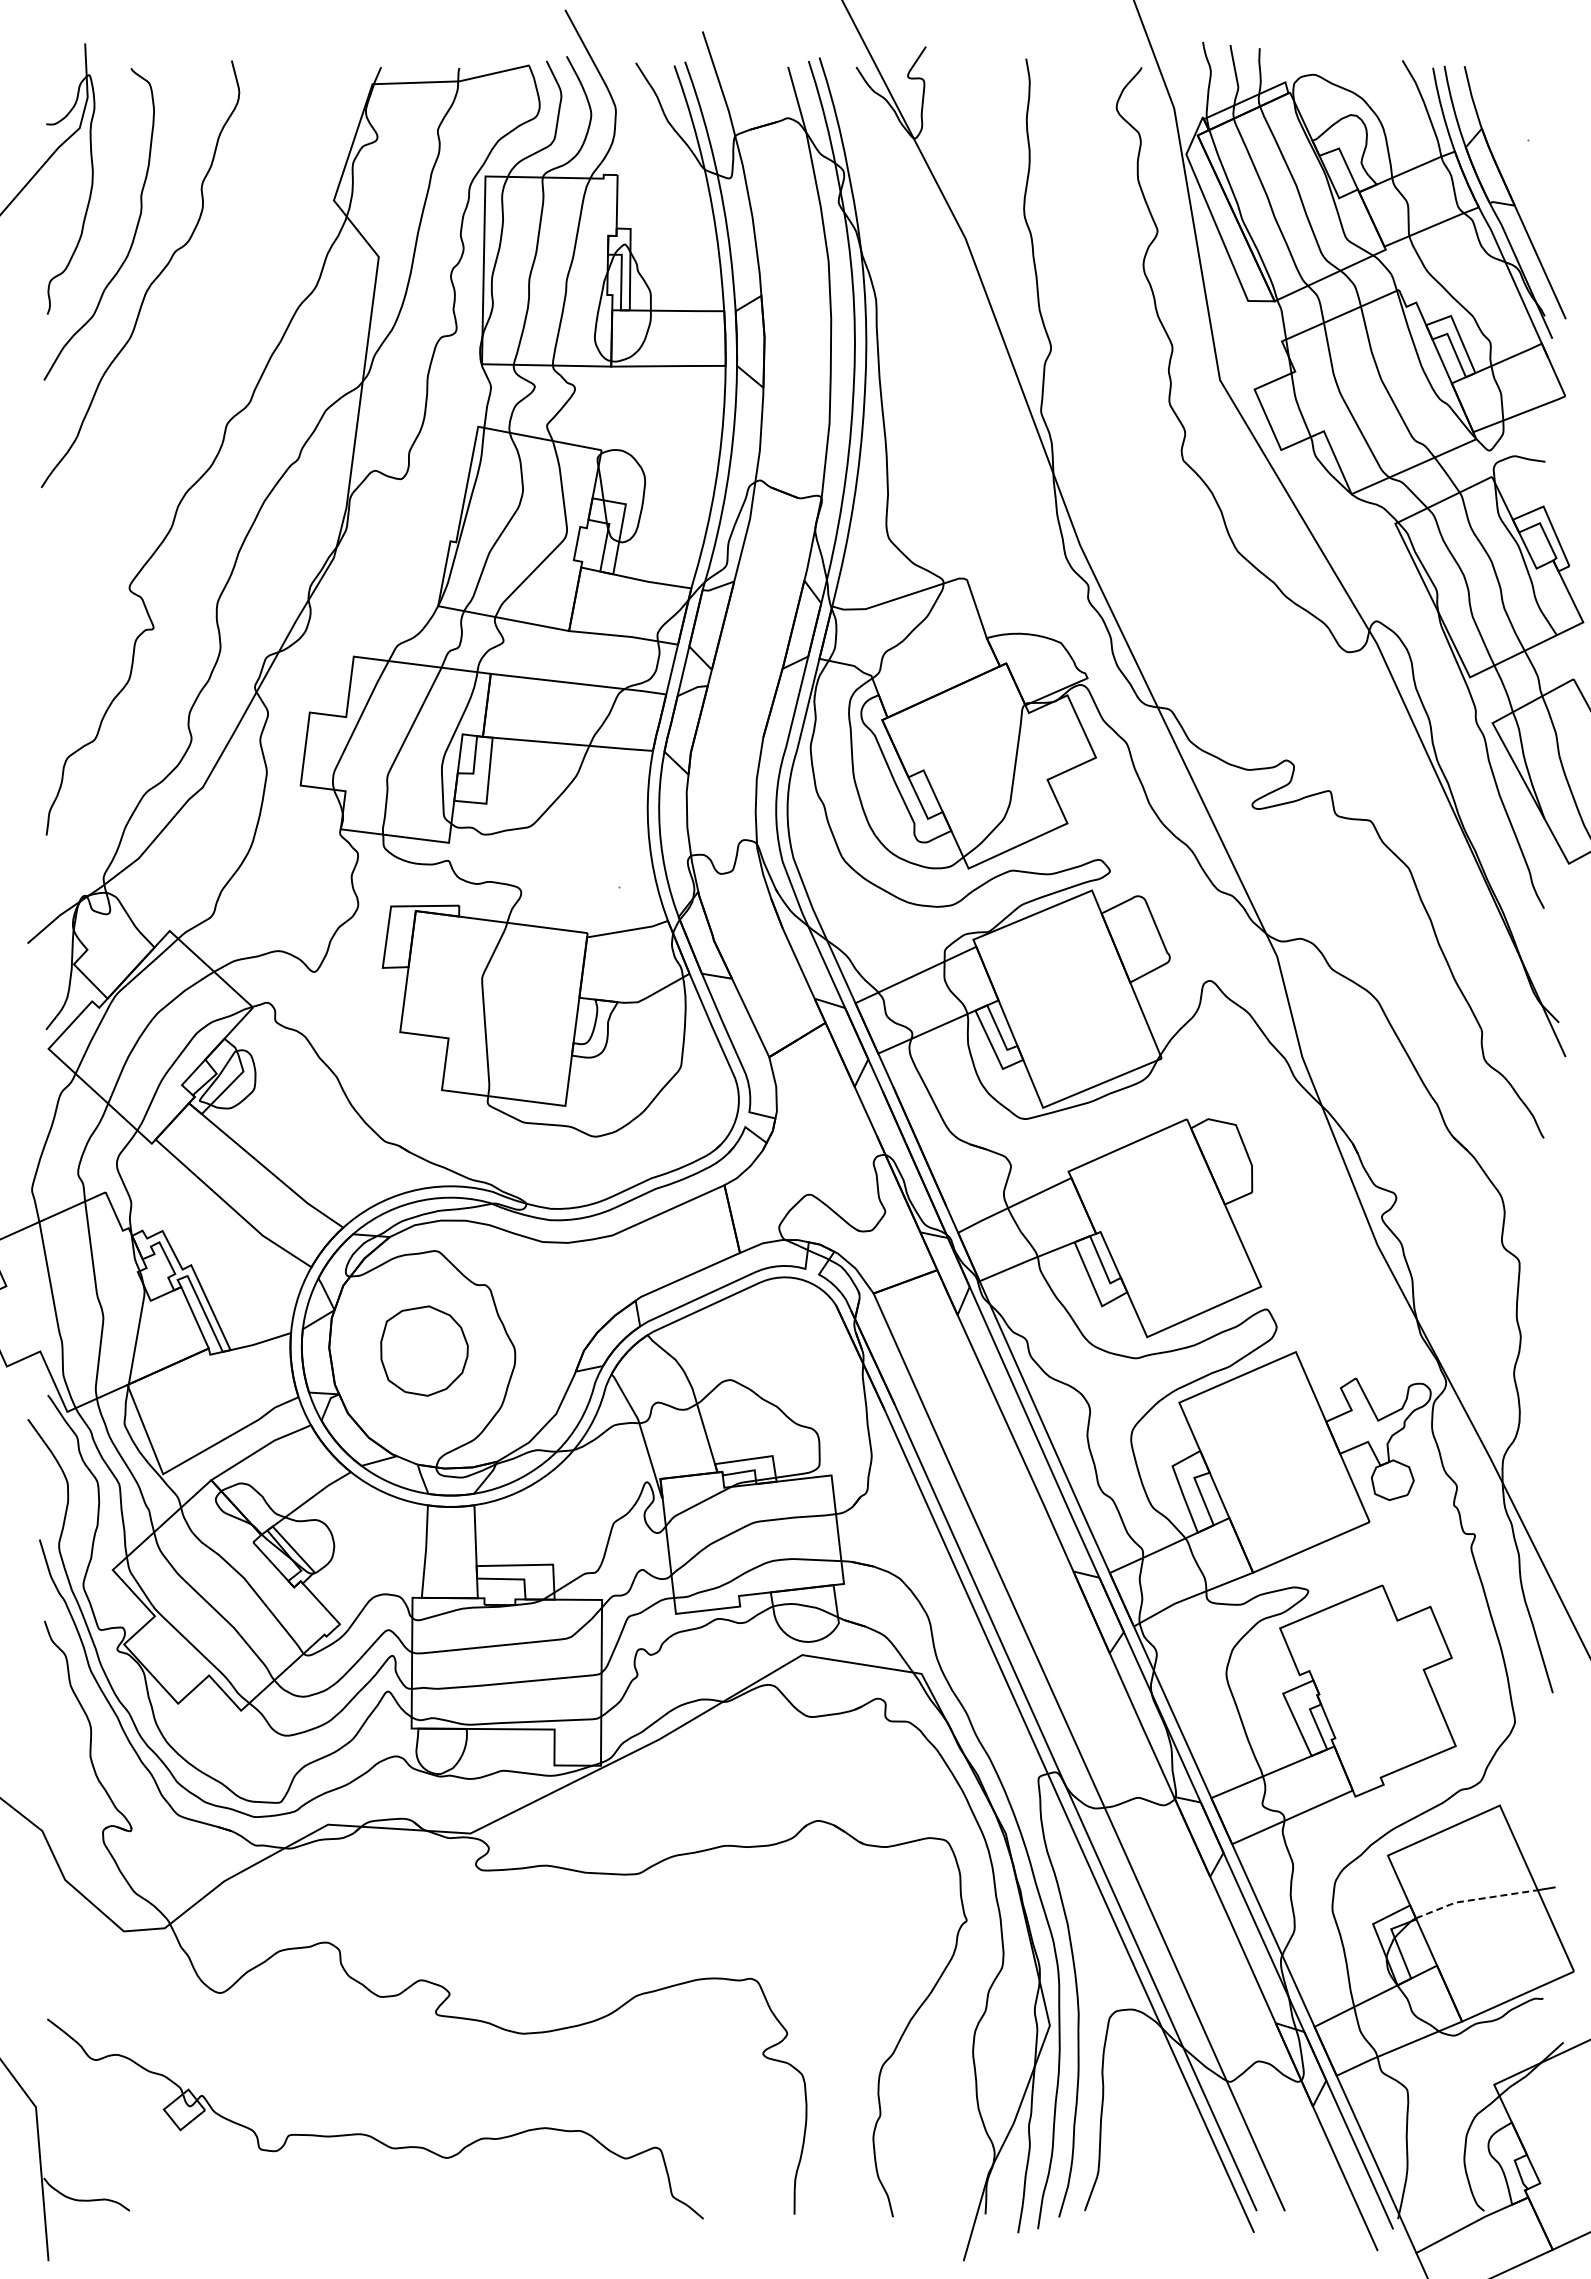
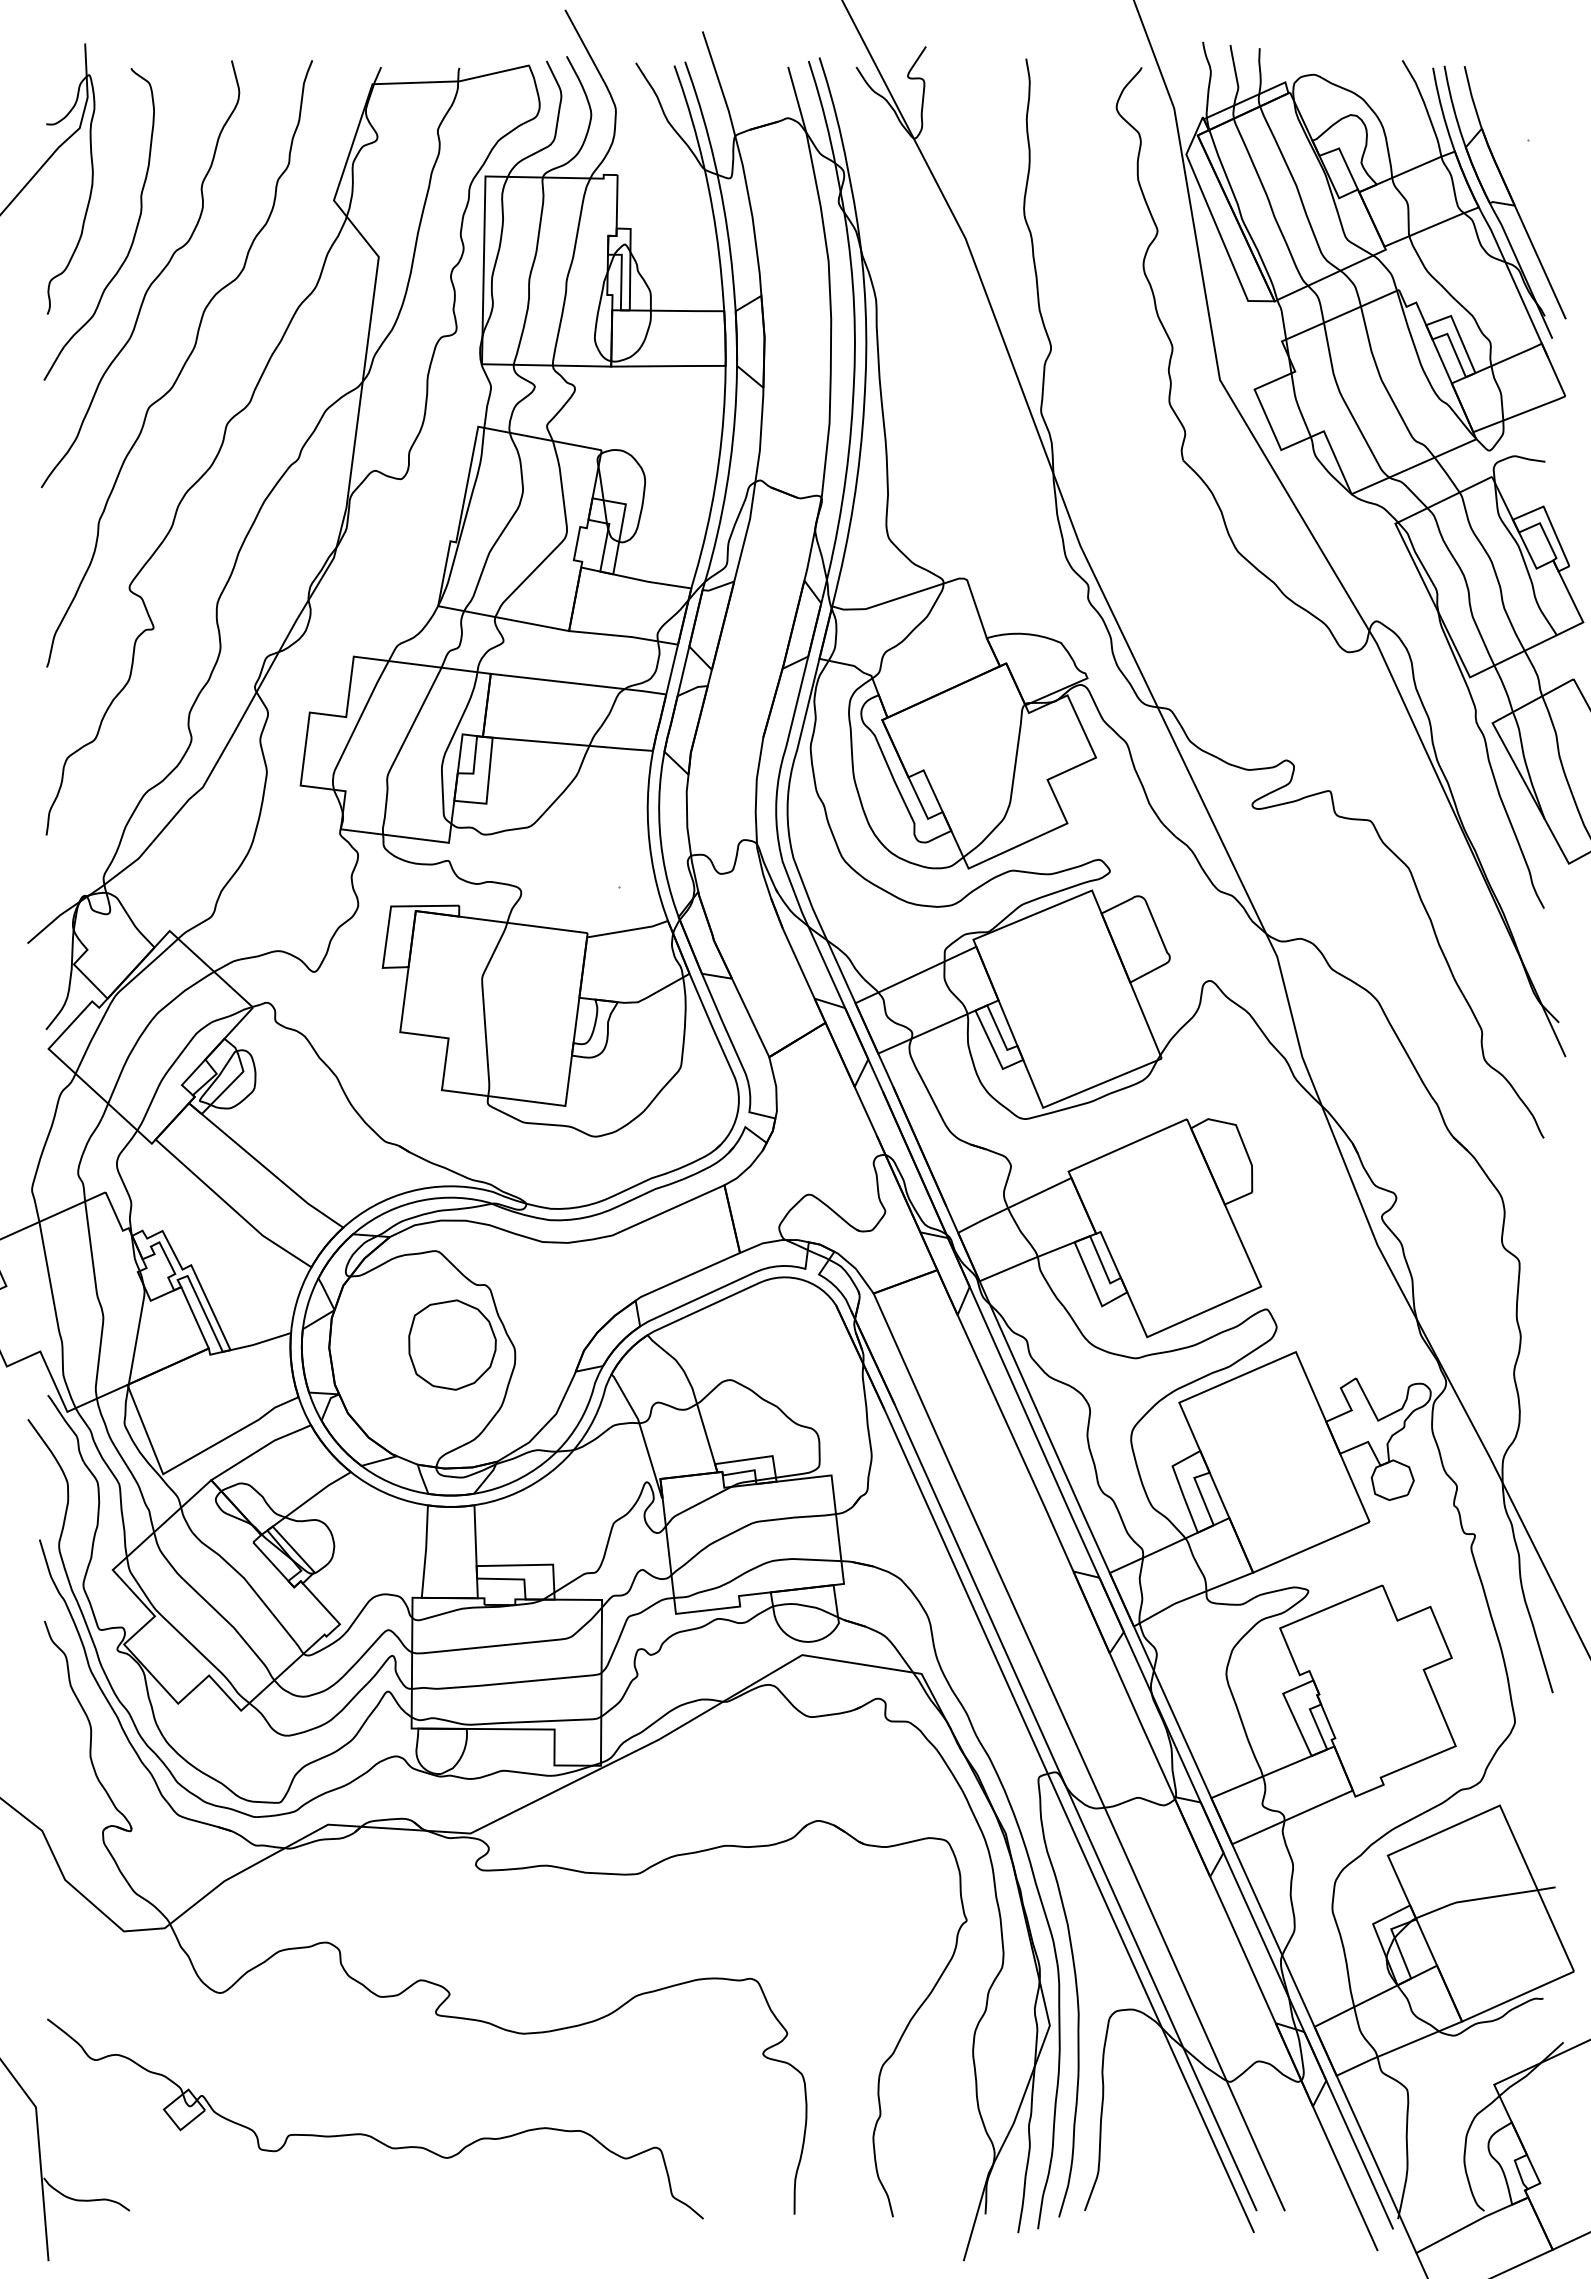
curve: none -> present (183, 364)
part position: (424, 1350) -> (452, 1344) (452, 1344)
line: dashed -> solid (1474, 1899)
